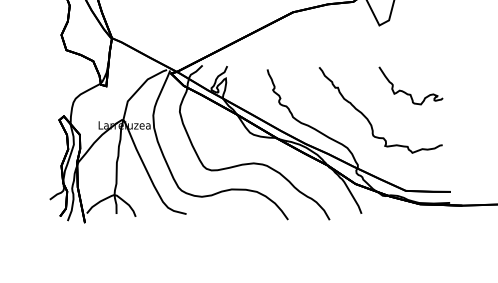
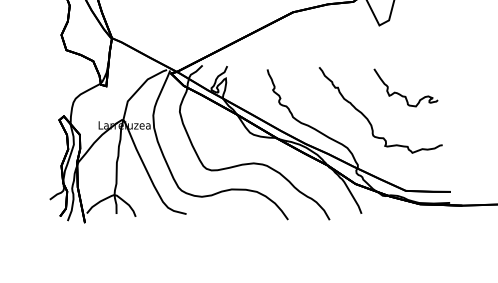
curve position: (405, 91) -> (400, 93) (400, 93)
